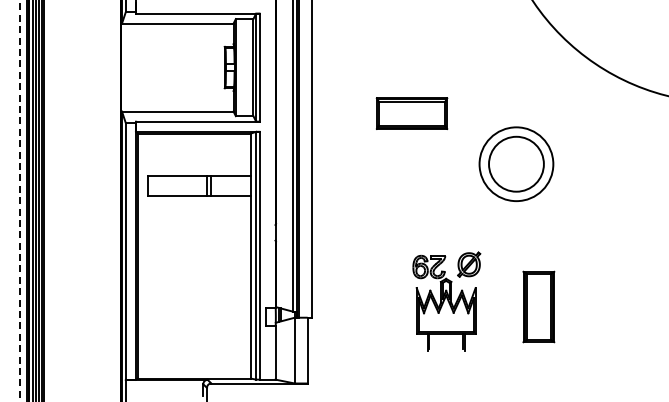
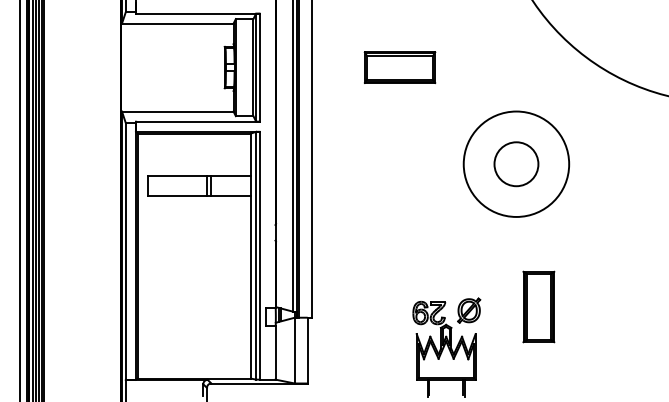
part position: (411, 113) -> (399, 67) (399, 67)
circle diameter: 55 px -> 44 px (516, 164)
circle diameter: 74 px -> 105 px (516, 163)
line: dashed -> solid (20, 200)
part position: (446, 301) -> (446, 347) (446, 347)
